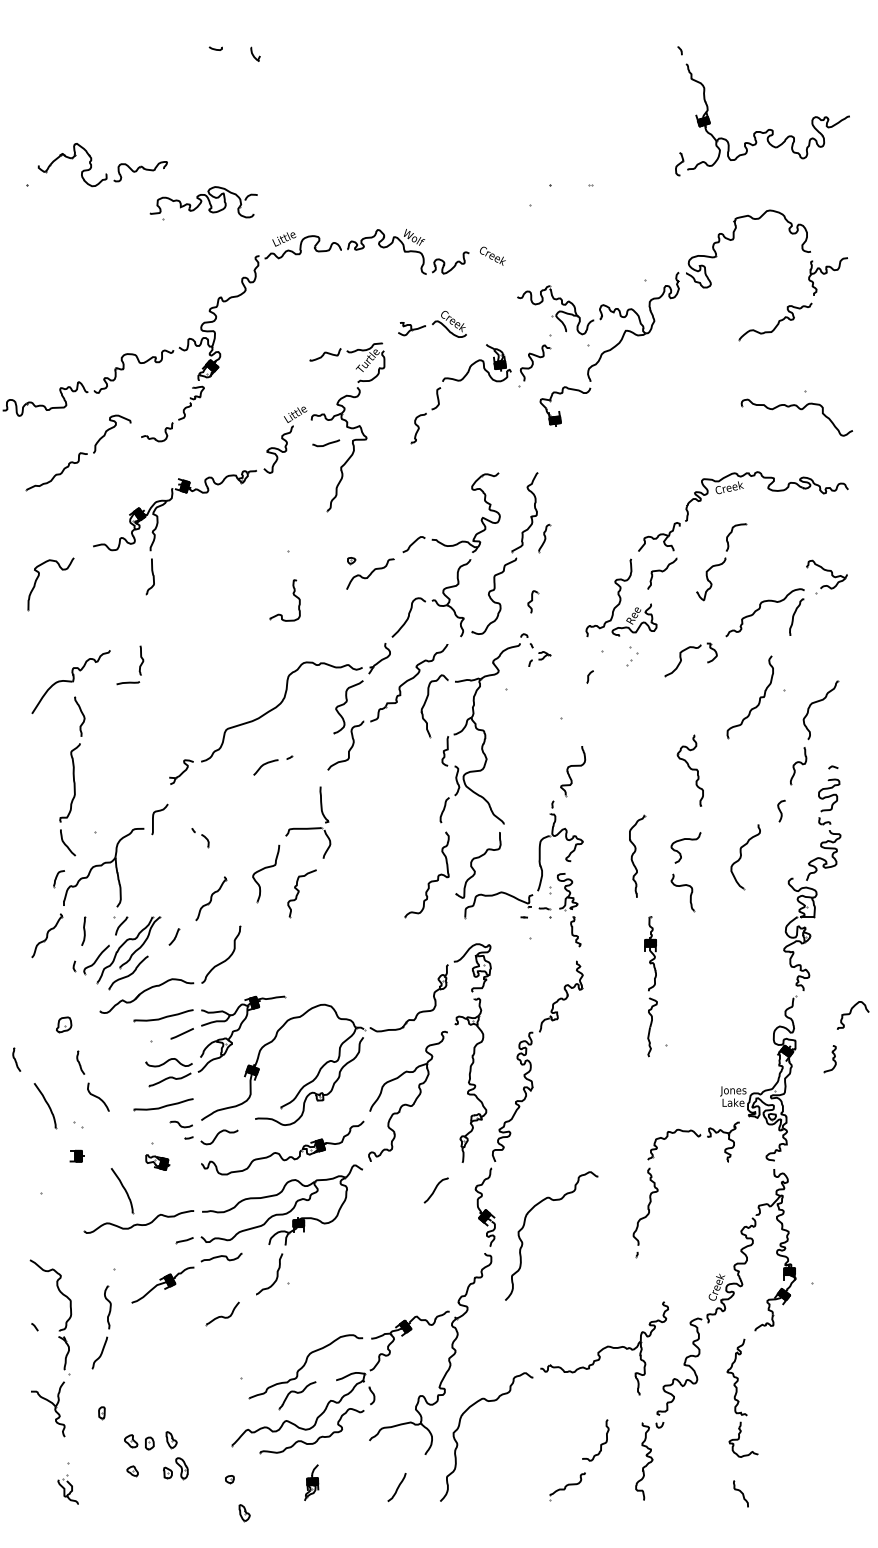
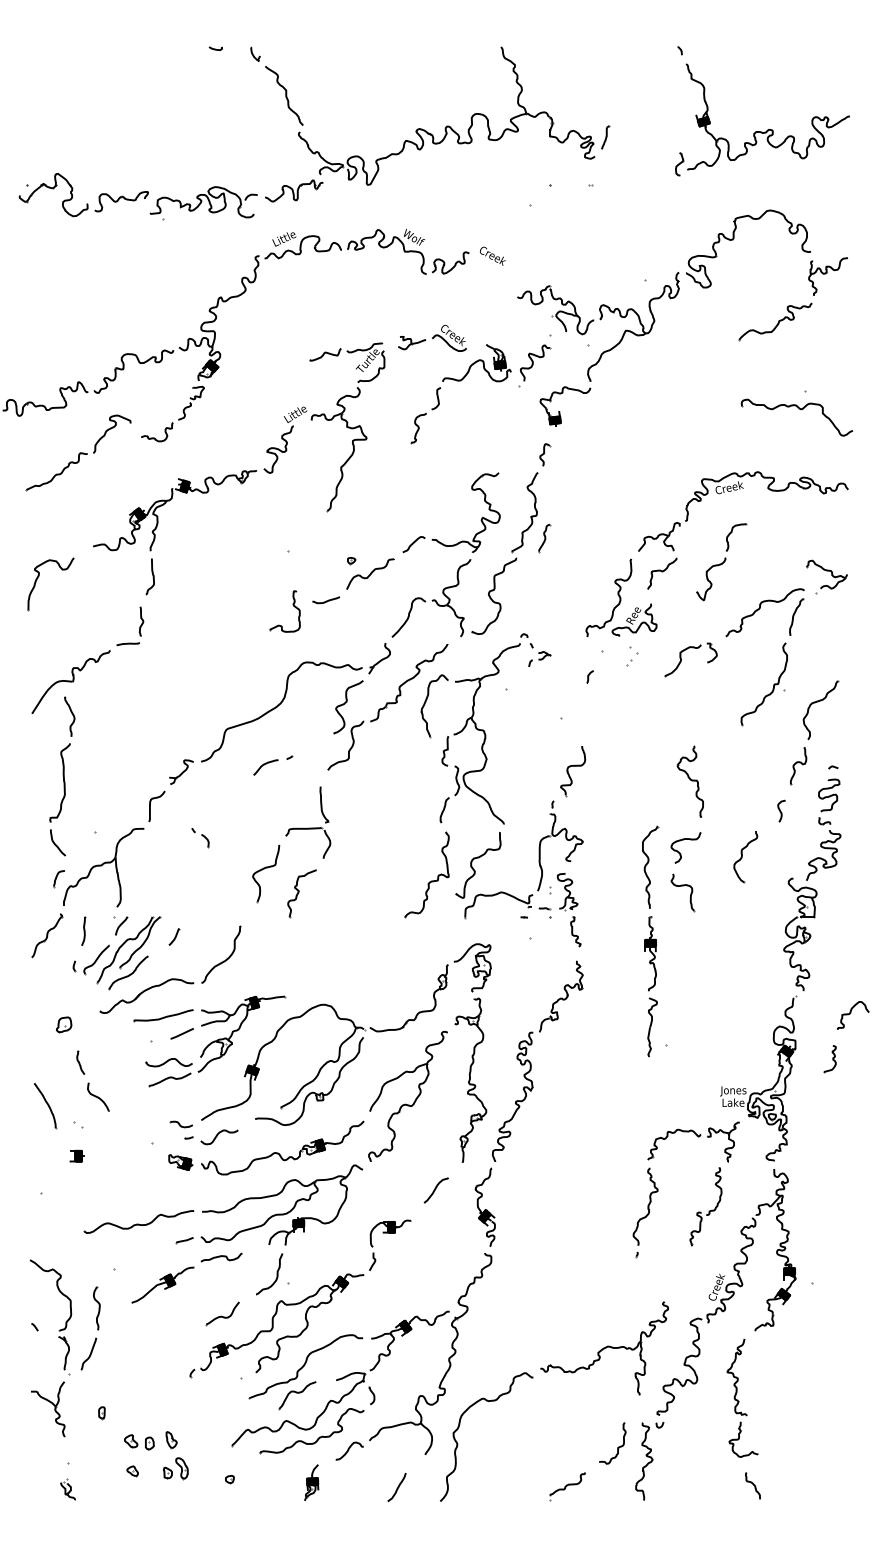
part: none -> present (444, 128)
part position: (105, 173) -> (86, 203) (86, 203)
part position: (432, 324) -> (432, 338) (432, 338)
curve position: (326, 443) -> (326, 600) (326, 600)
part position: (293, 595) -> (293, 606) (293, 606)
part position: (533, 601) -> (545, 454) (545, 454)
part position: (139, 665) -> (139, 626) (139, 626)
part position: (758, 701) -> (772, 688) (772, 688)
part position: (689, 770) -> (689, 781) (689, 781)
part position: (72, 776) -> (62, 776) (62, 776)
curve position: (153, 819) -> (150, 806) (150, 806)
part position: (637, 855) -> (650, 866) (650, 866)
part size: 31x67 px -> 26x53 px (745, 857)
part: present -> none (211, 898)
part: present -> none (16, 1059)
part: present -> none (163, 1104)
part position: (157, 1162) -> (180, 1162) (180, 1162)
part: present -> none (122, 1191)
part: none -> present (705, 1206)
curve: present -> none (524, 1226)
part: none -> present (300, 1298)
part position: (108, 1327) -> (97, 1328) (97, 1328)
curve position: (600, 1444) -> (617, 1447) (617, 1447)
curve: none -> present (349, 1449)
part size: 22x31 px -> 16x23 px (67, 1489)
curve position: (740, 1492) -> (752, 1484) (752, 1484)
part: present -> none (244, 1513)
